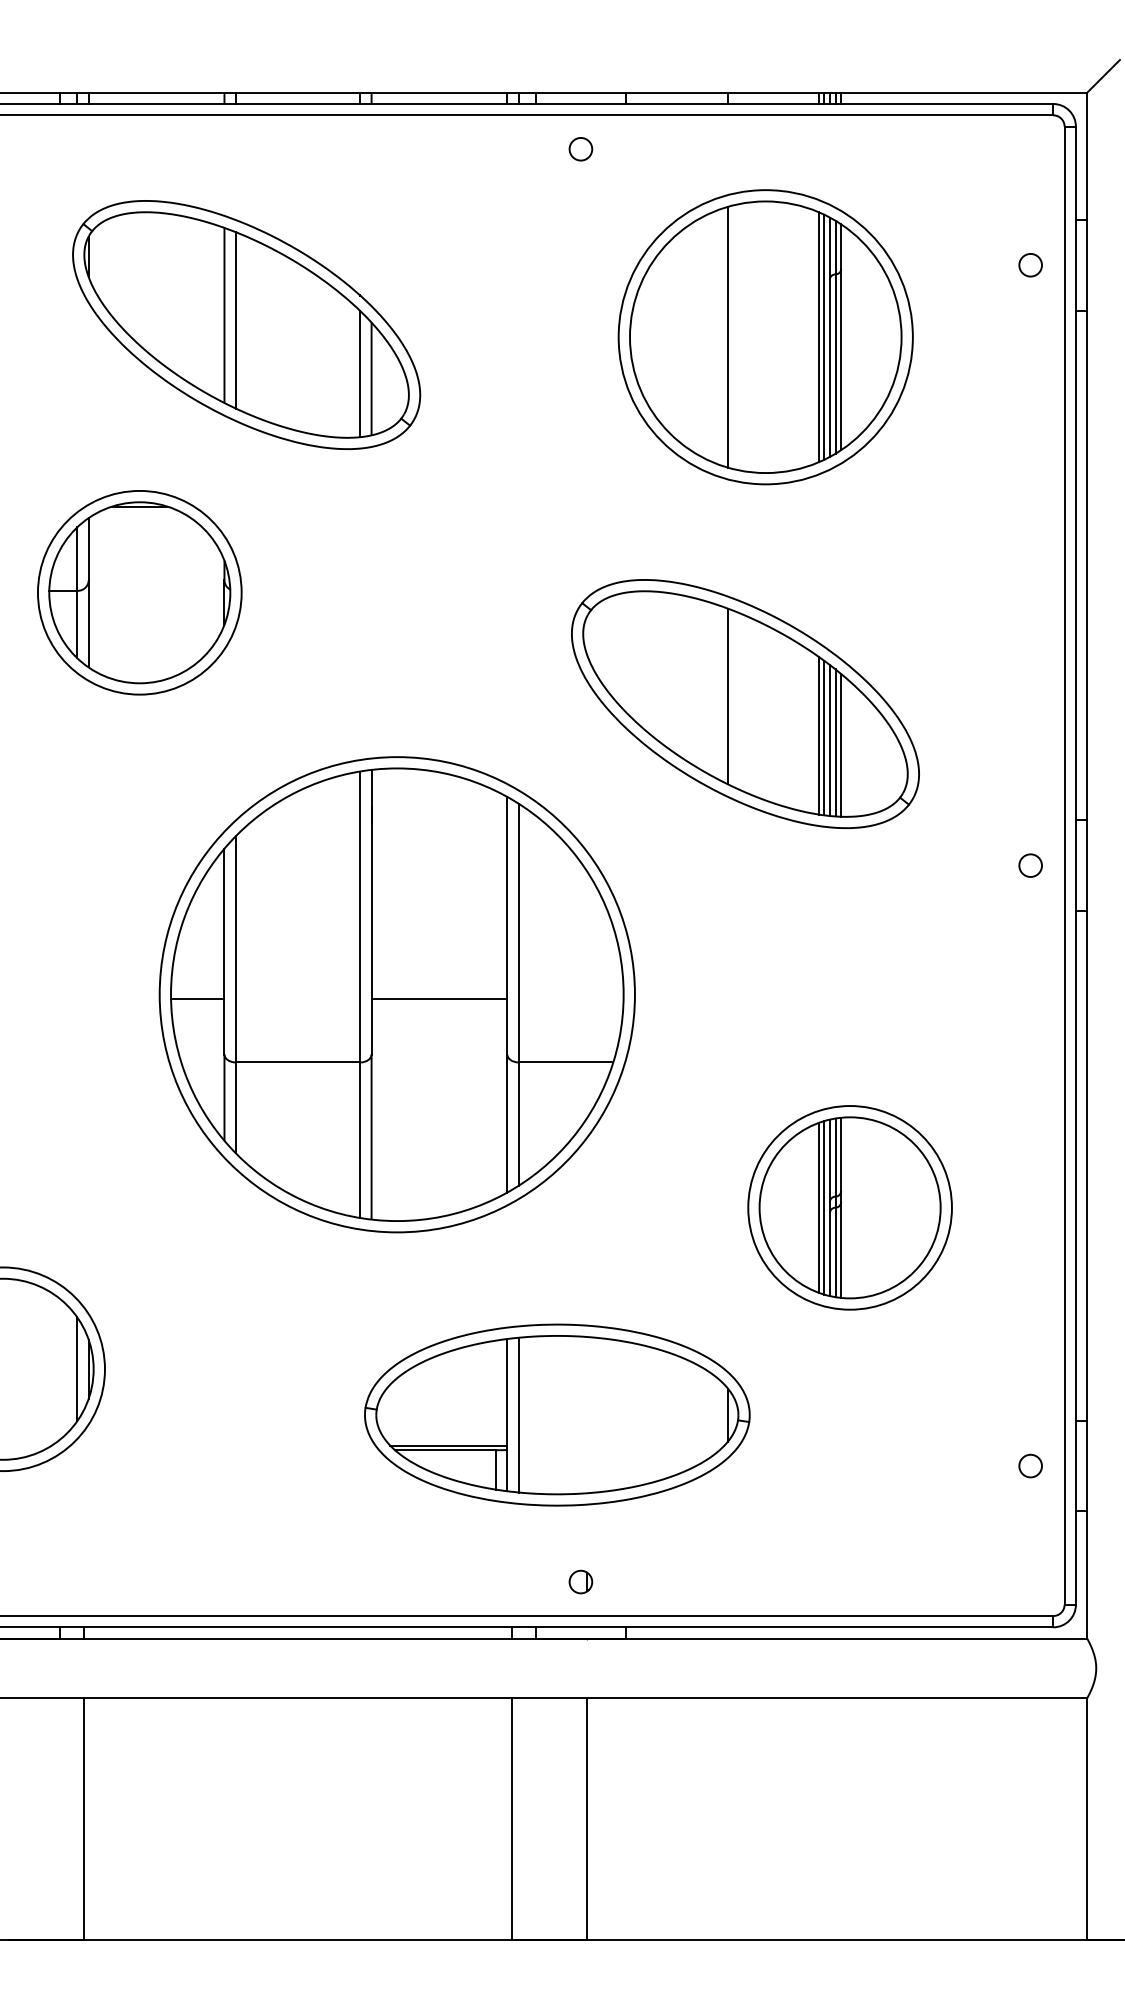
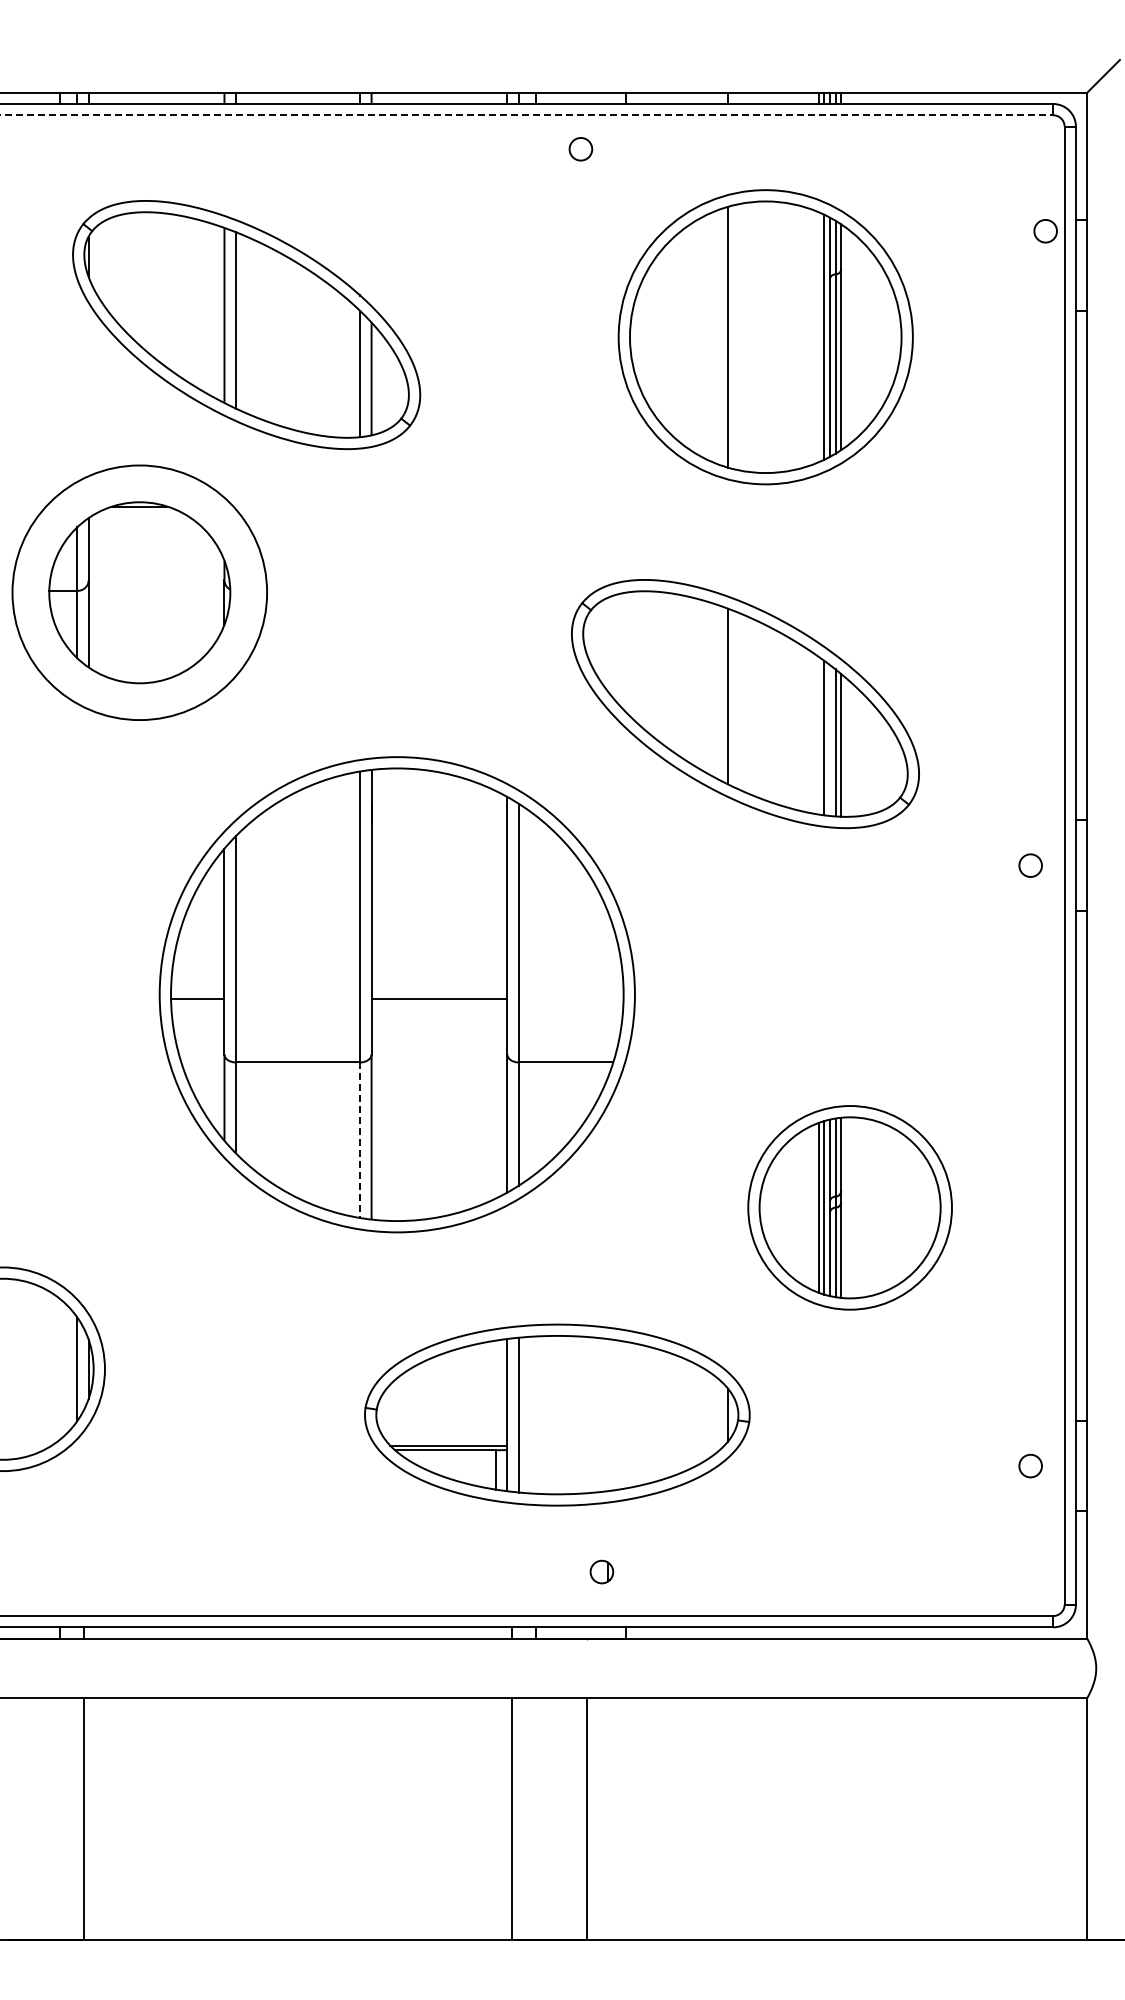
line: solid -> dashed (527, 115)
circle position: (1030, 265) -> (1045, 231) (1045, 231)
line: present -> none (818, 337)
circle diameter: 204 px -> 255 px (139, 592)
line: present -> none (818, 735)
line: present -> none (829, 740)
line: solid -> dashed (360, 1140)
part position: (580, 1581) -> (601, 1571) (601, 1571)
